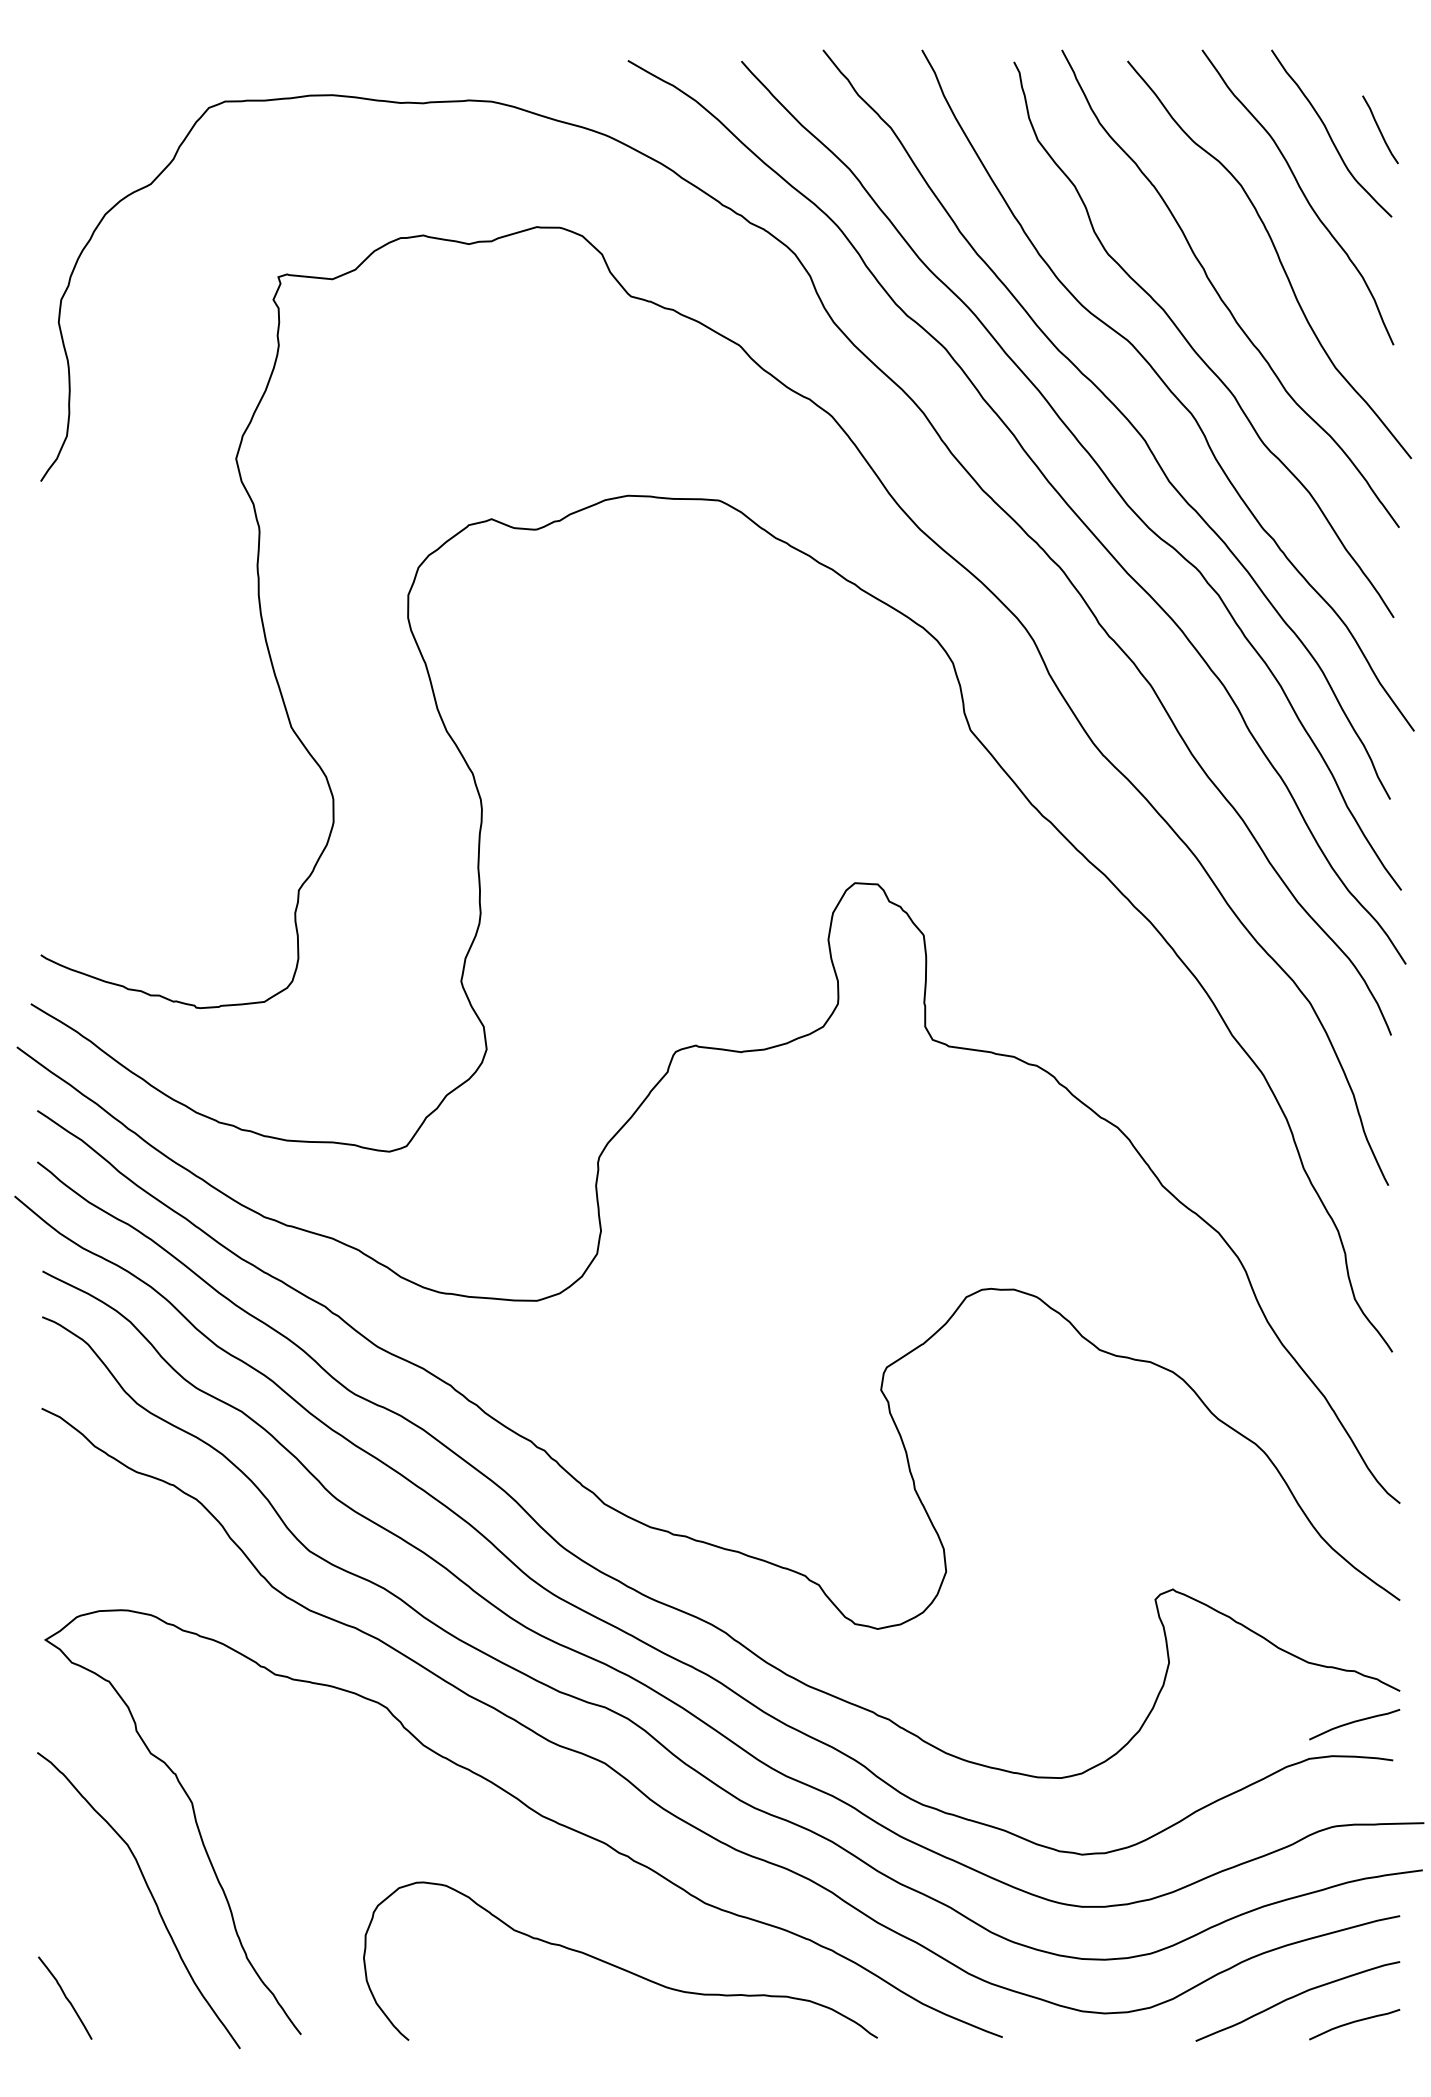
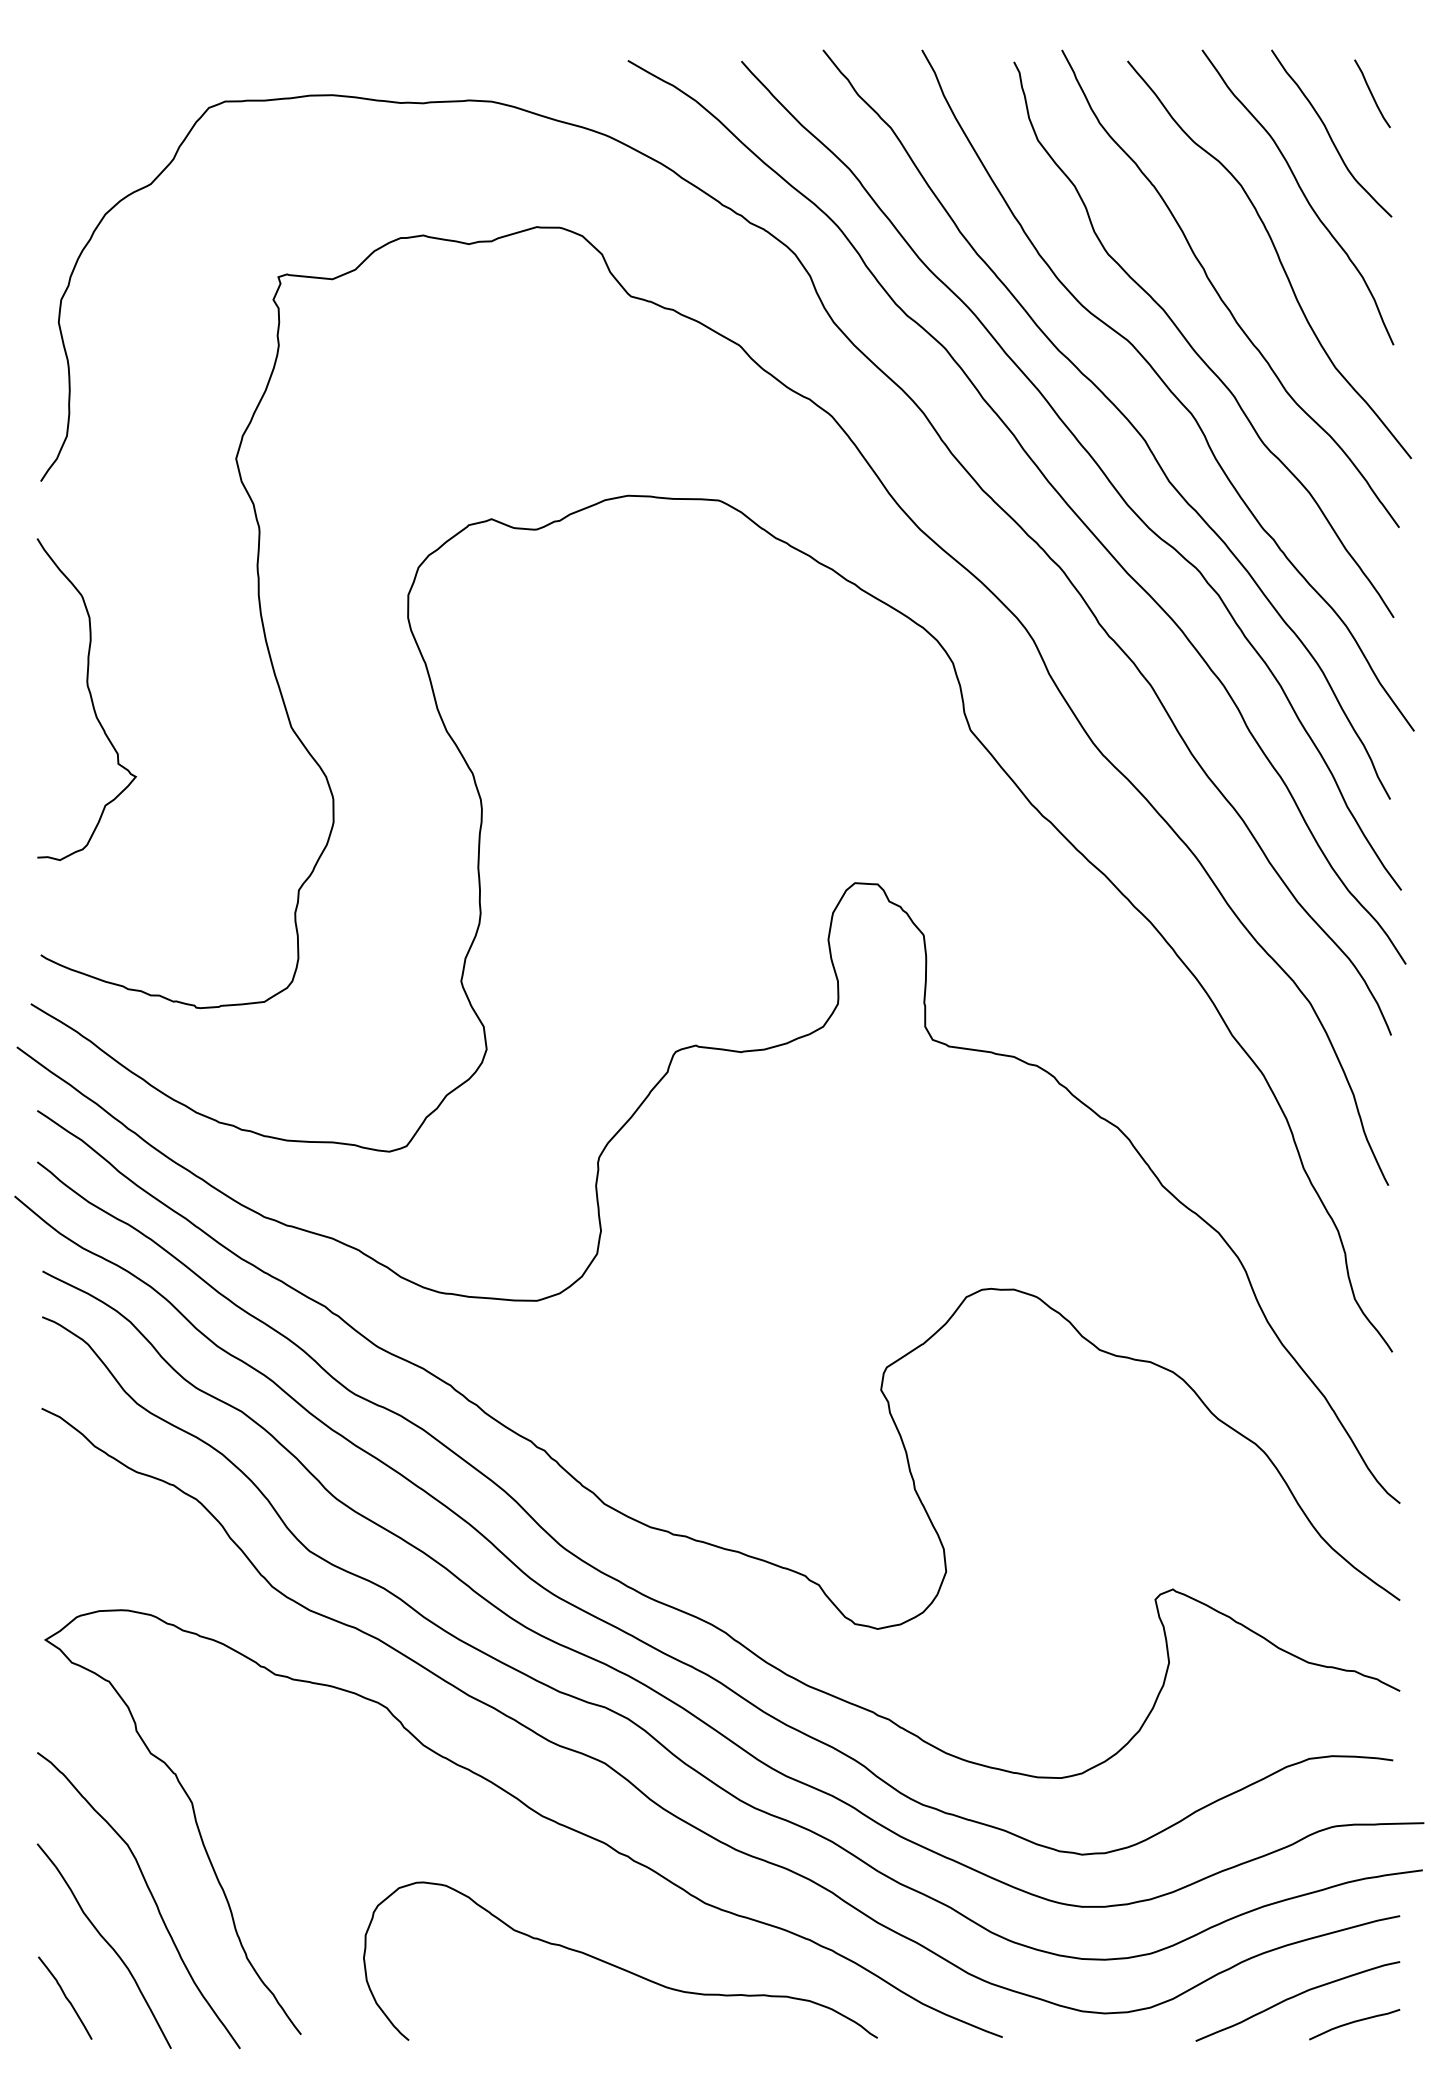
curve position: (1380, 129) -> (1372, 93) (1372, 93)
curve: none -> present (90, 699)
curve: present -> none (1354, 1722)
curve: none -> present (106, 1943)
